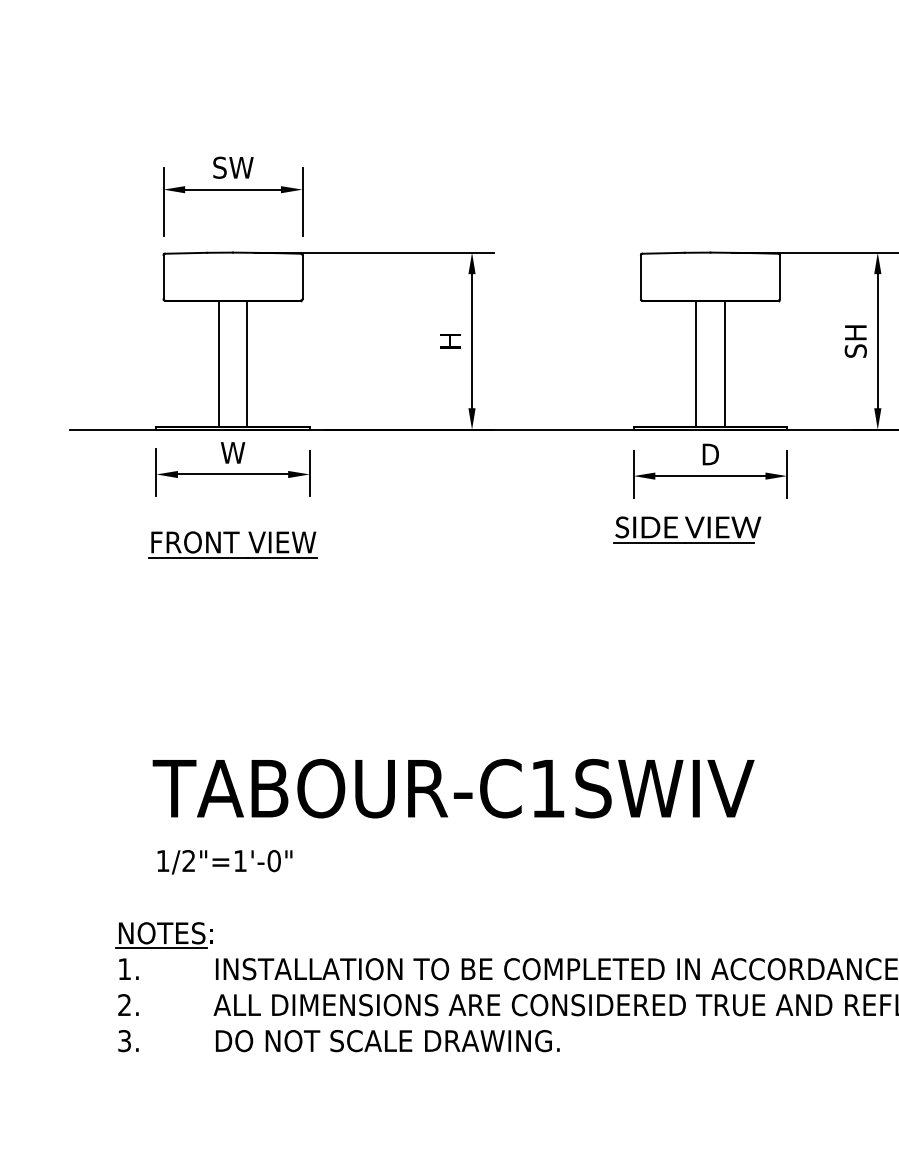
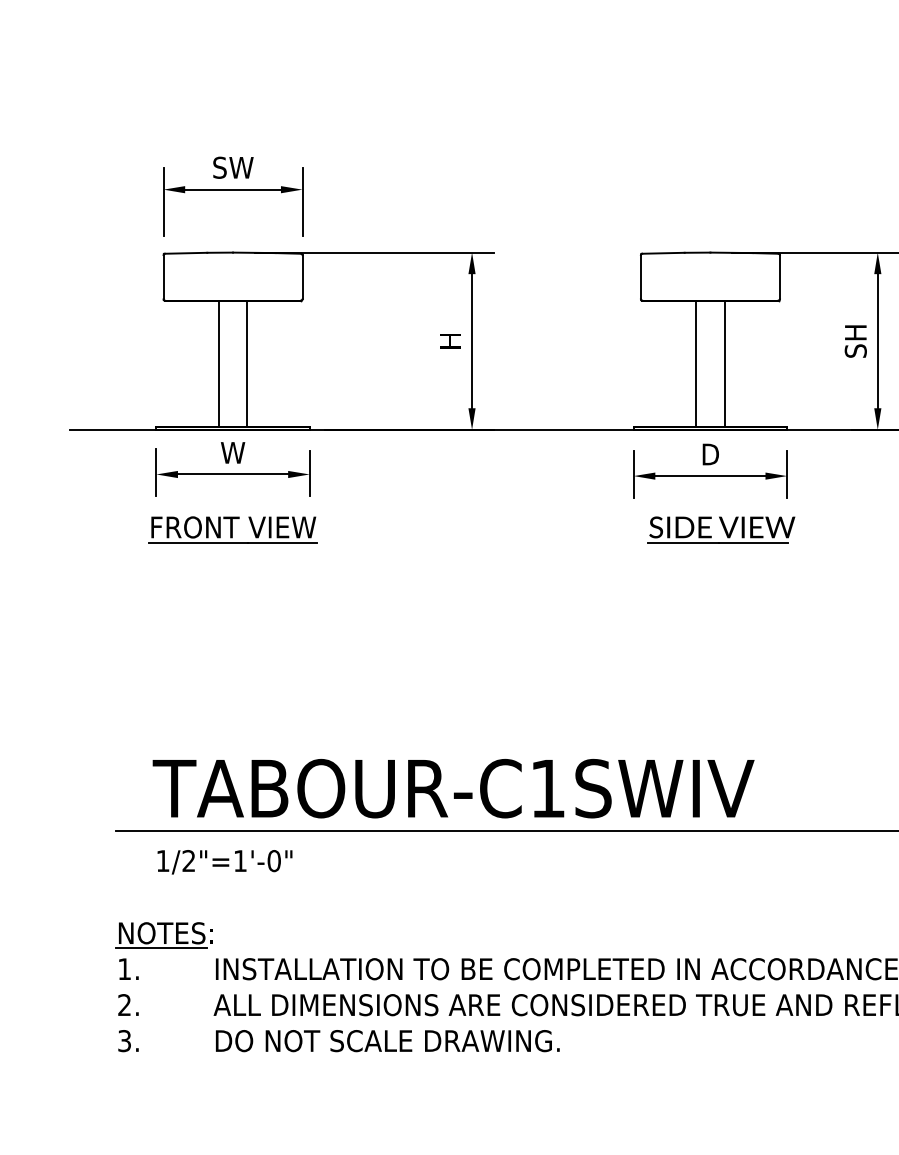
part position: (687, 529) -> (721, 529) (721, 529)
part position: (232, 544) -> (232, 529) (232, 529)
line: none -> present (505, 830)
